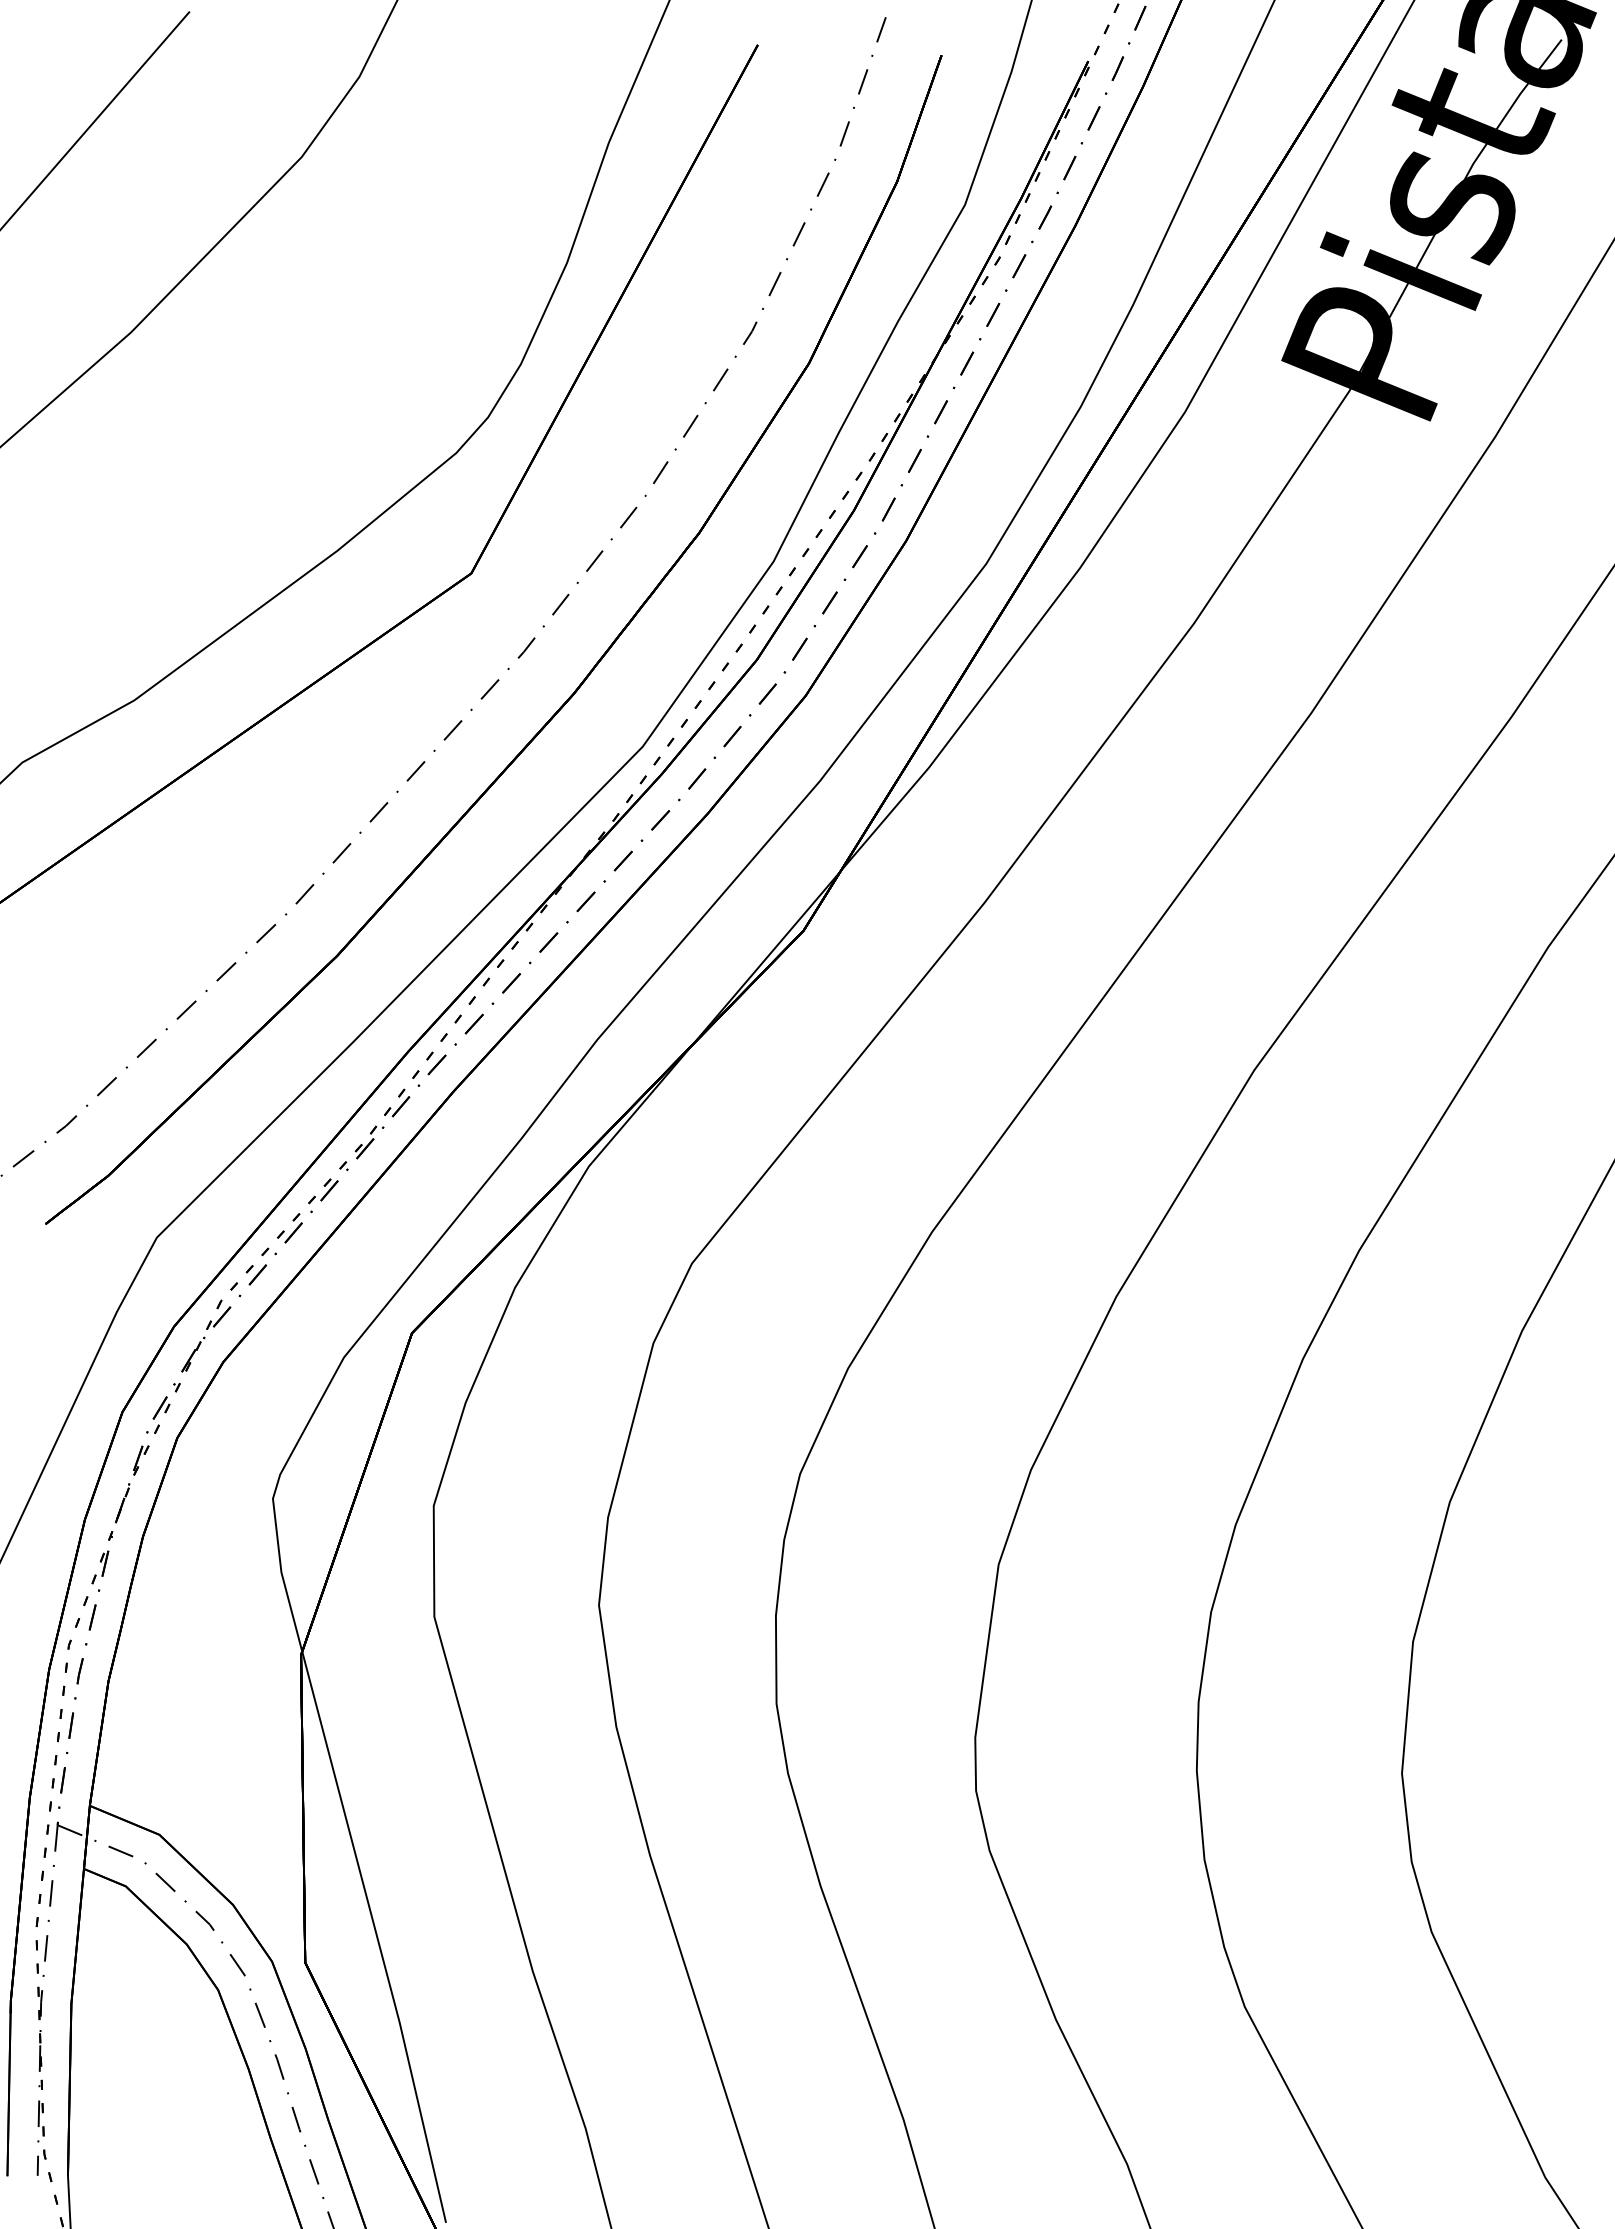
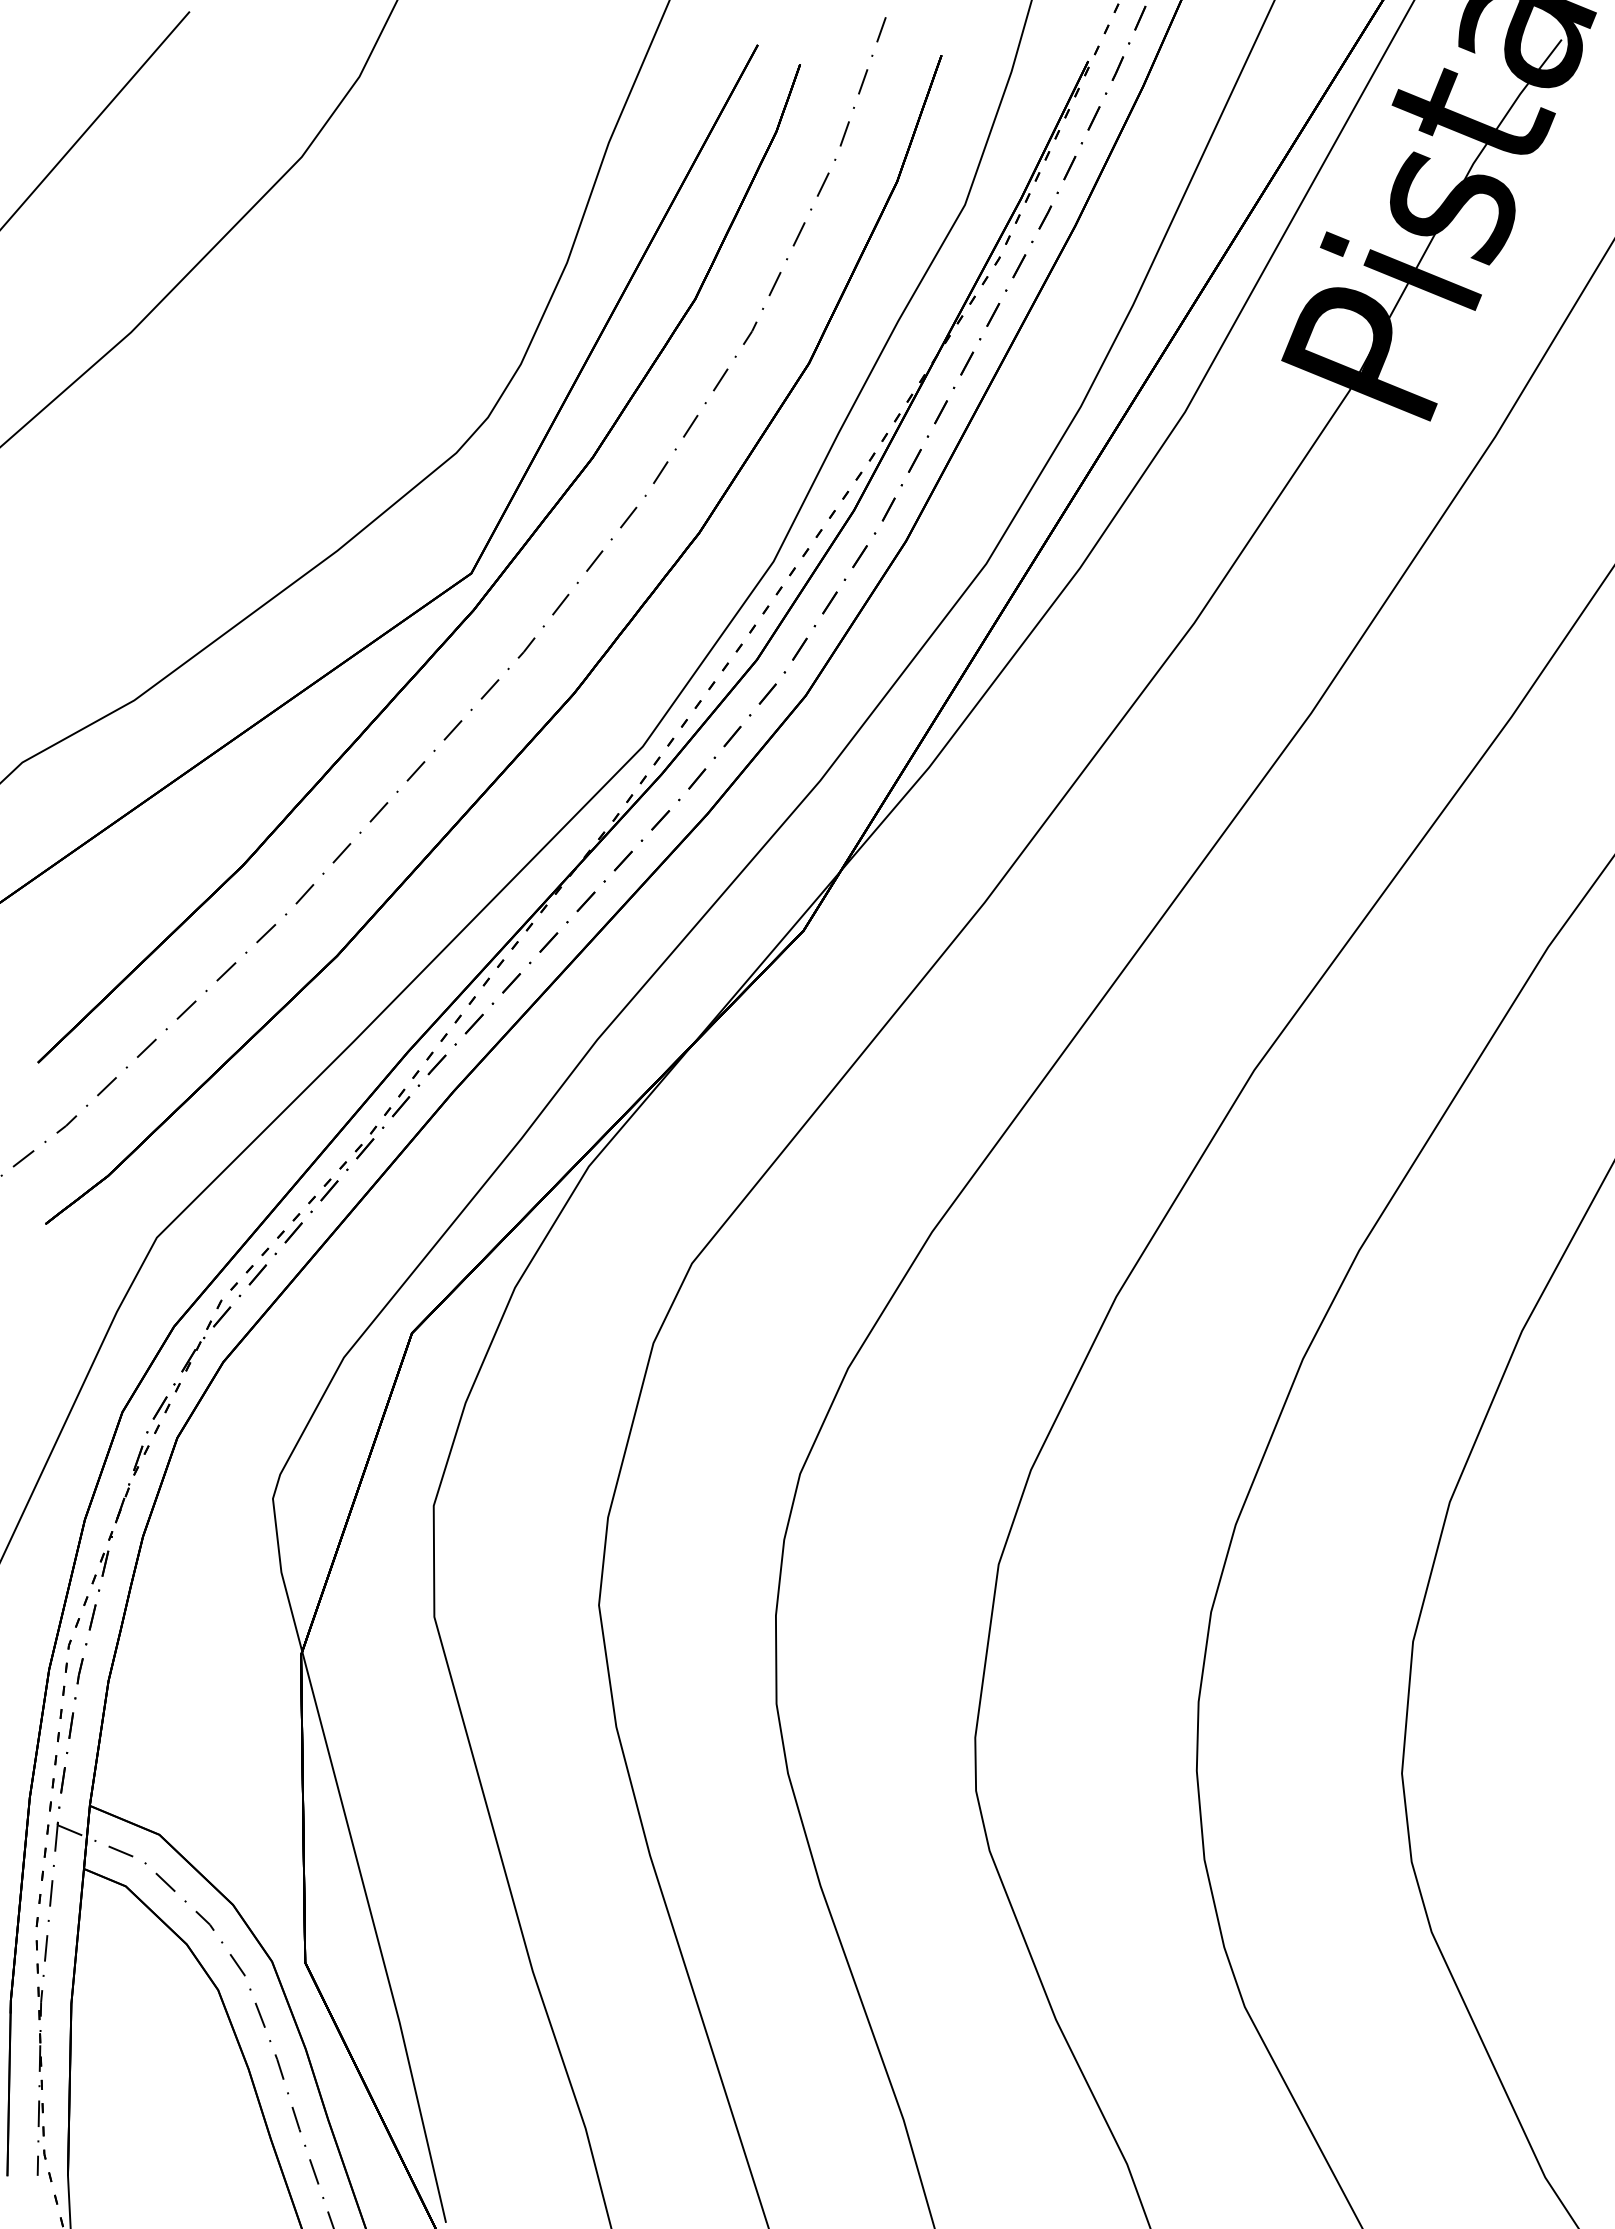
part: none -> present (470, 611)
